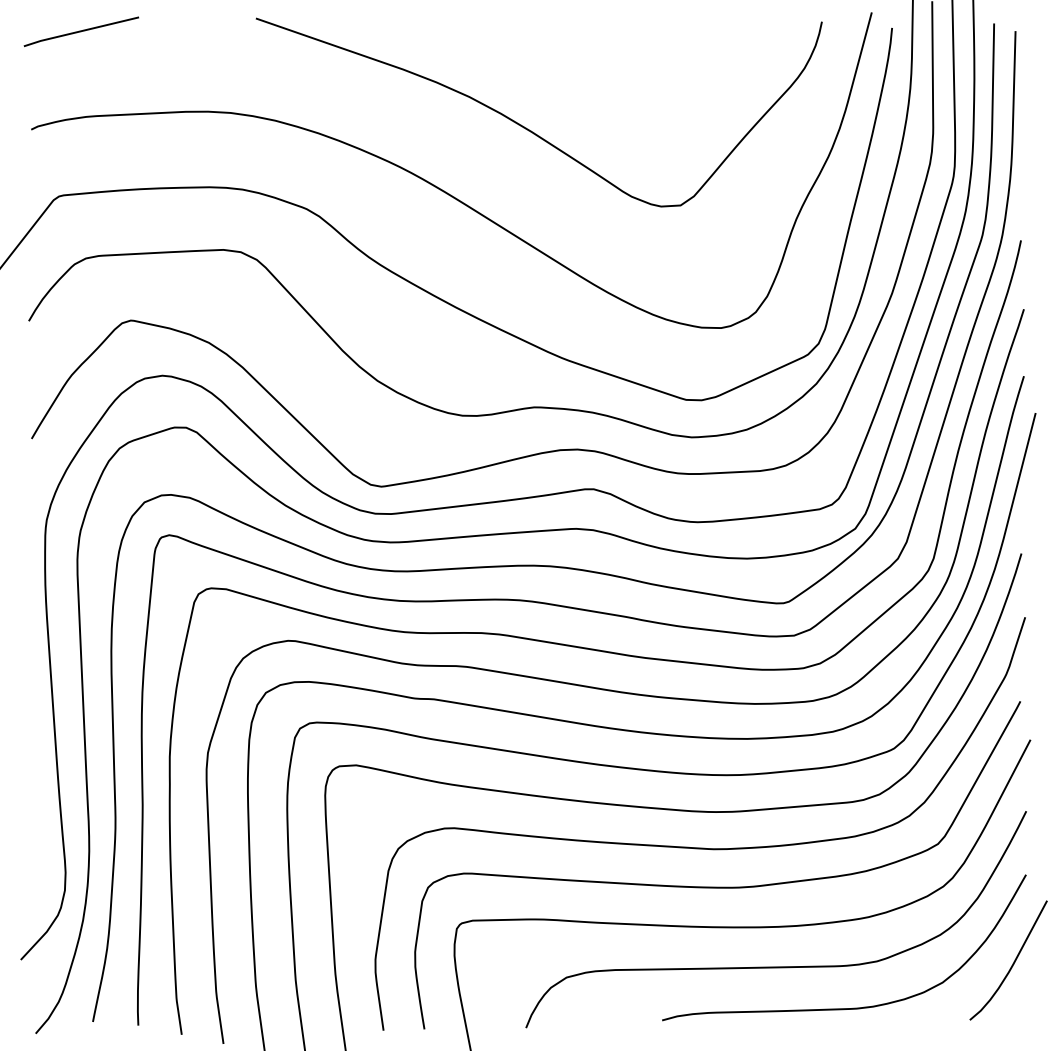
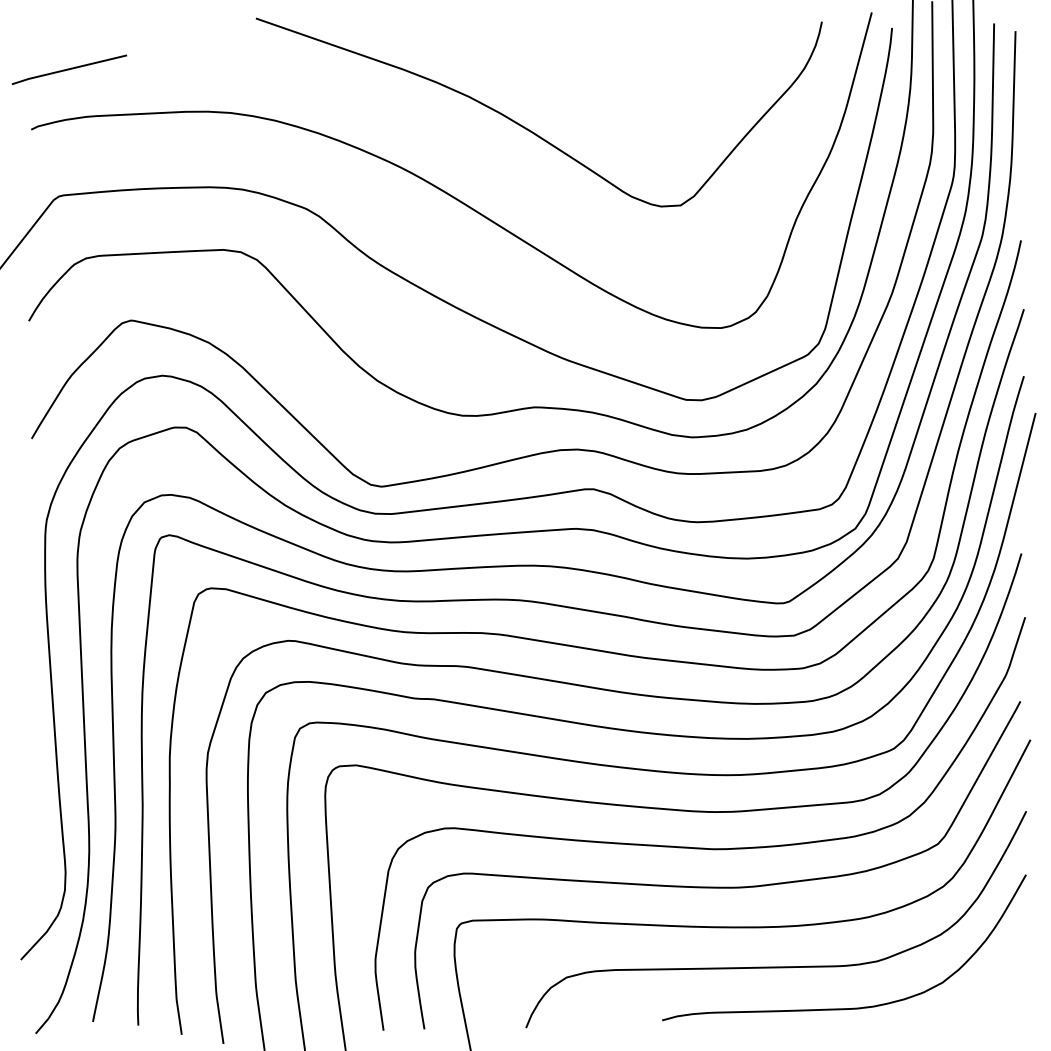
line position: (81, 31) -> (69, 69) (69, 69)
curve: present -> none (1012, 963)
